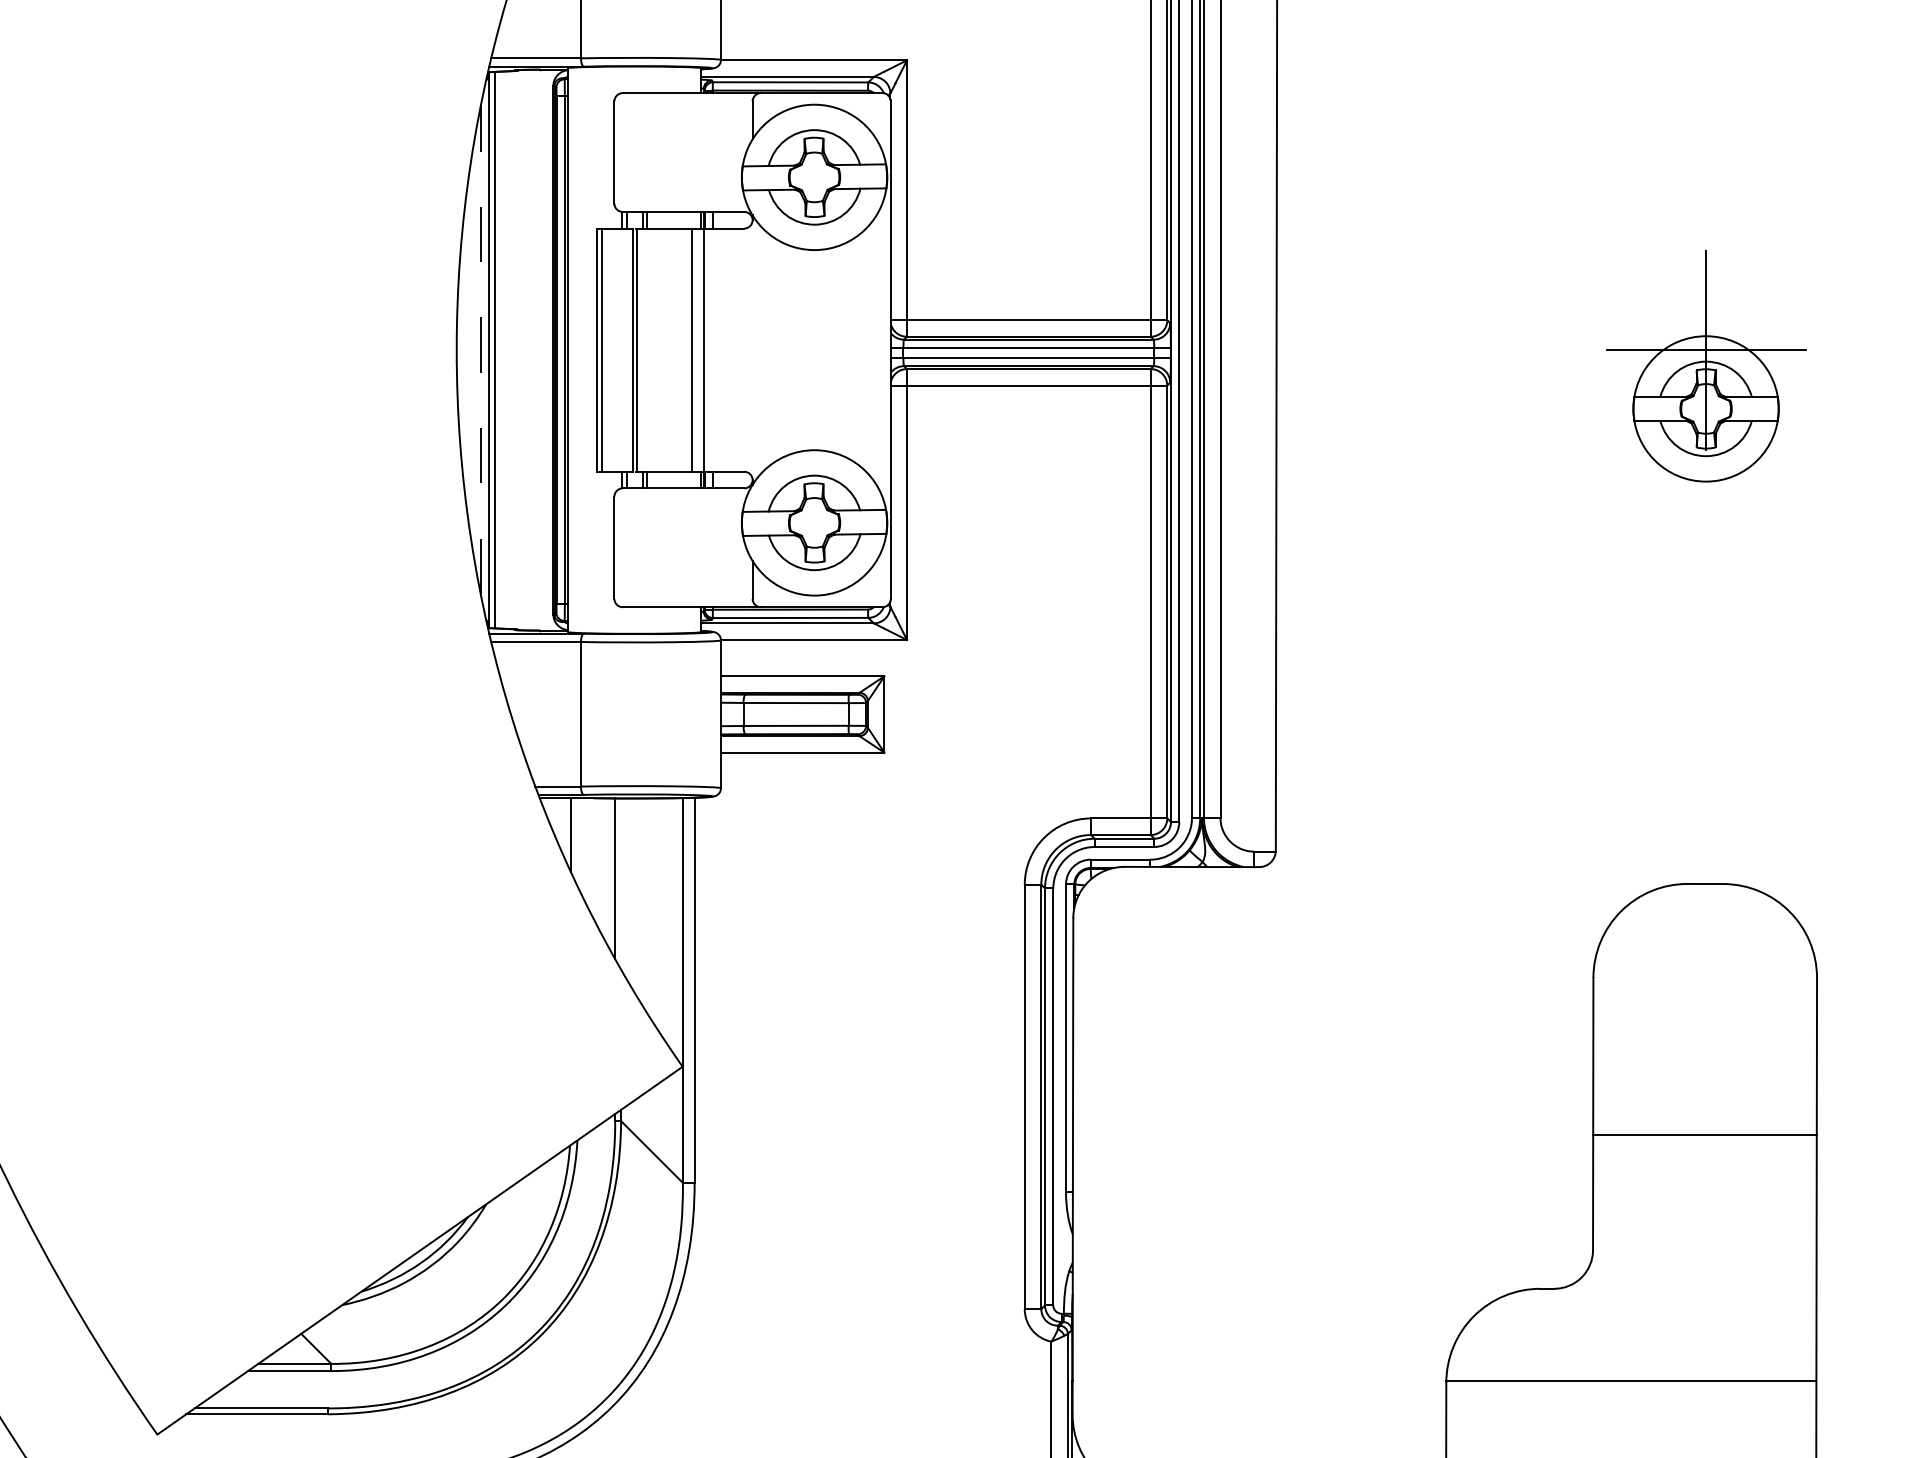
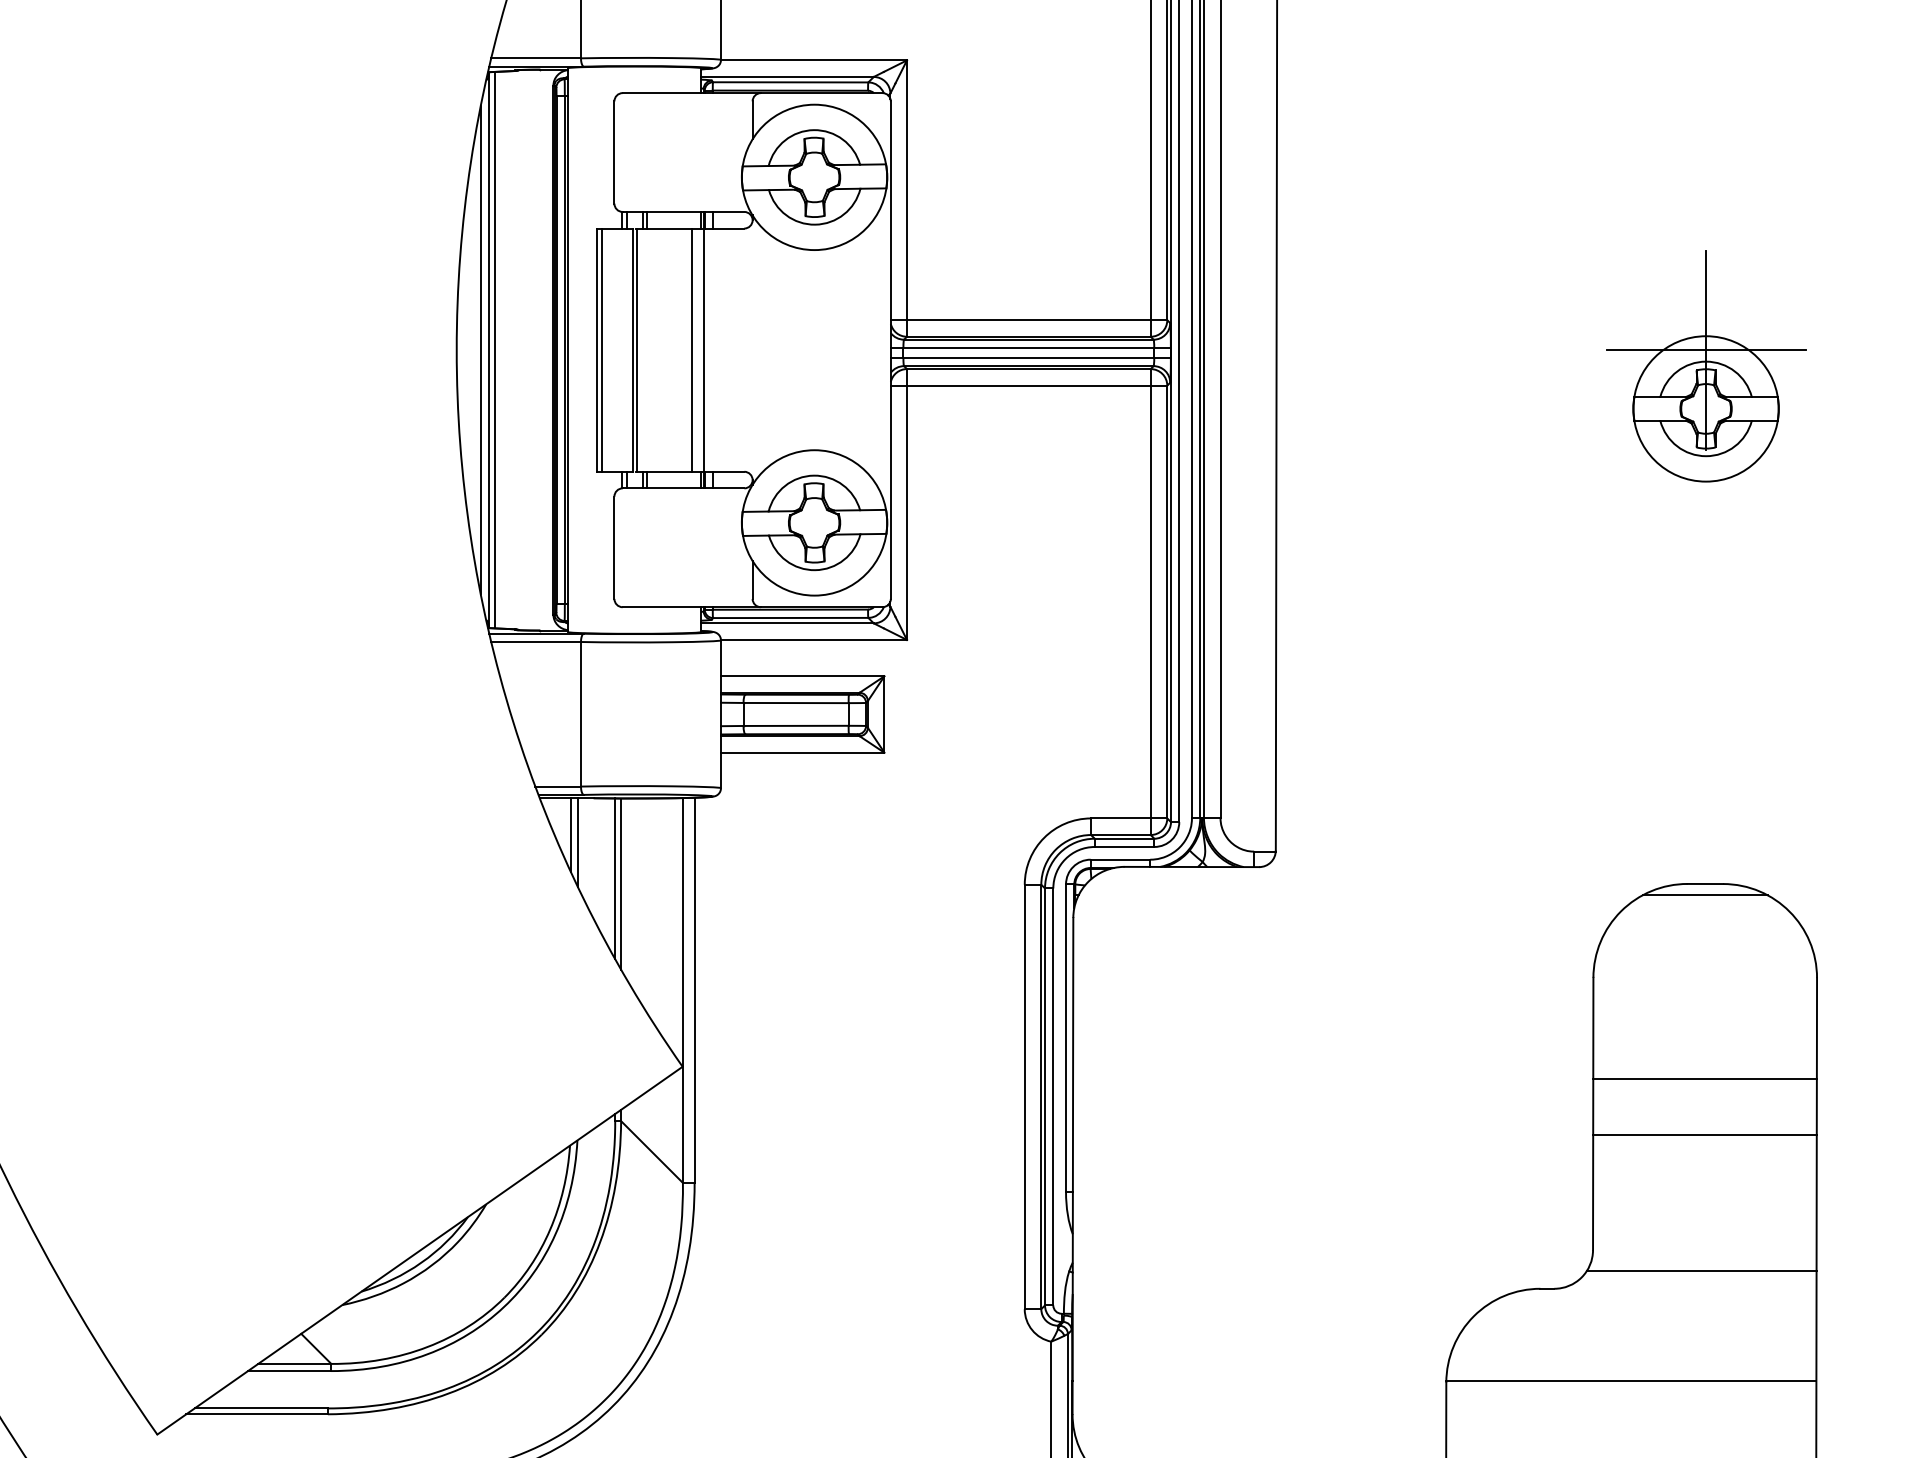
line: dashed -> solid (480, 350)
line: none -> present (577, 842)
line: none -> present (621, 883)
line: none -> present (1704, 895)
line: none -> present (1704, 1079)
line: none -> present (1701, 1271)
